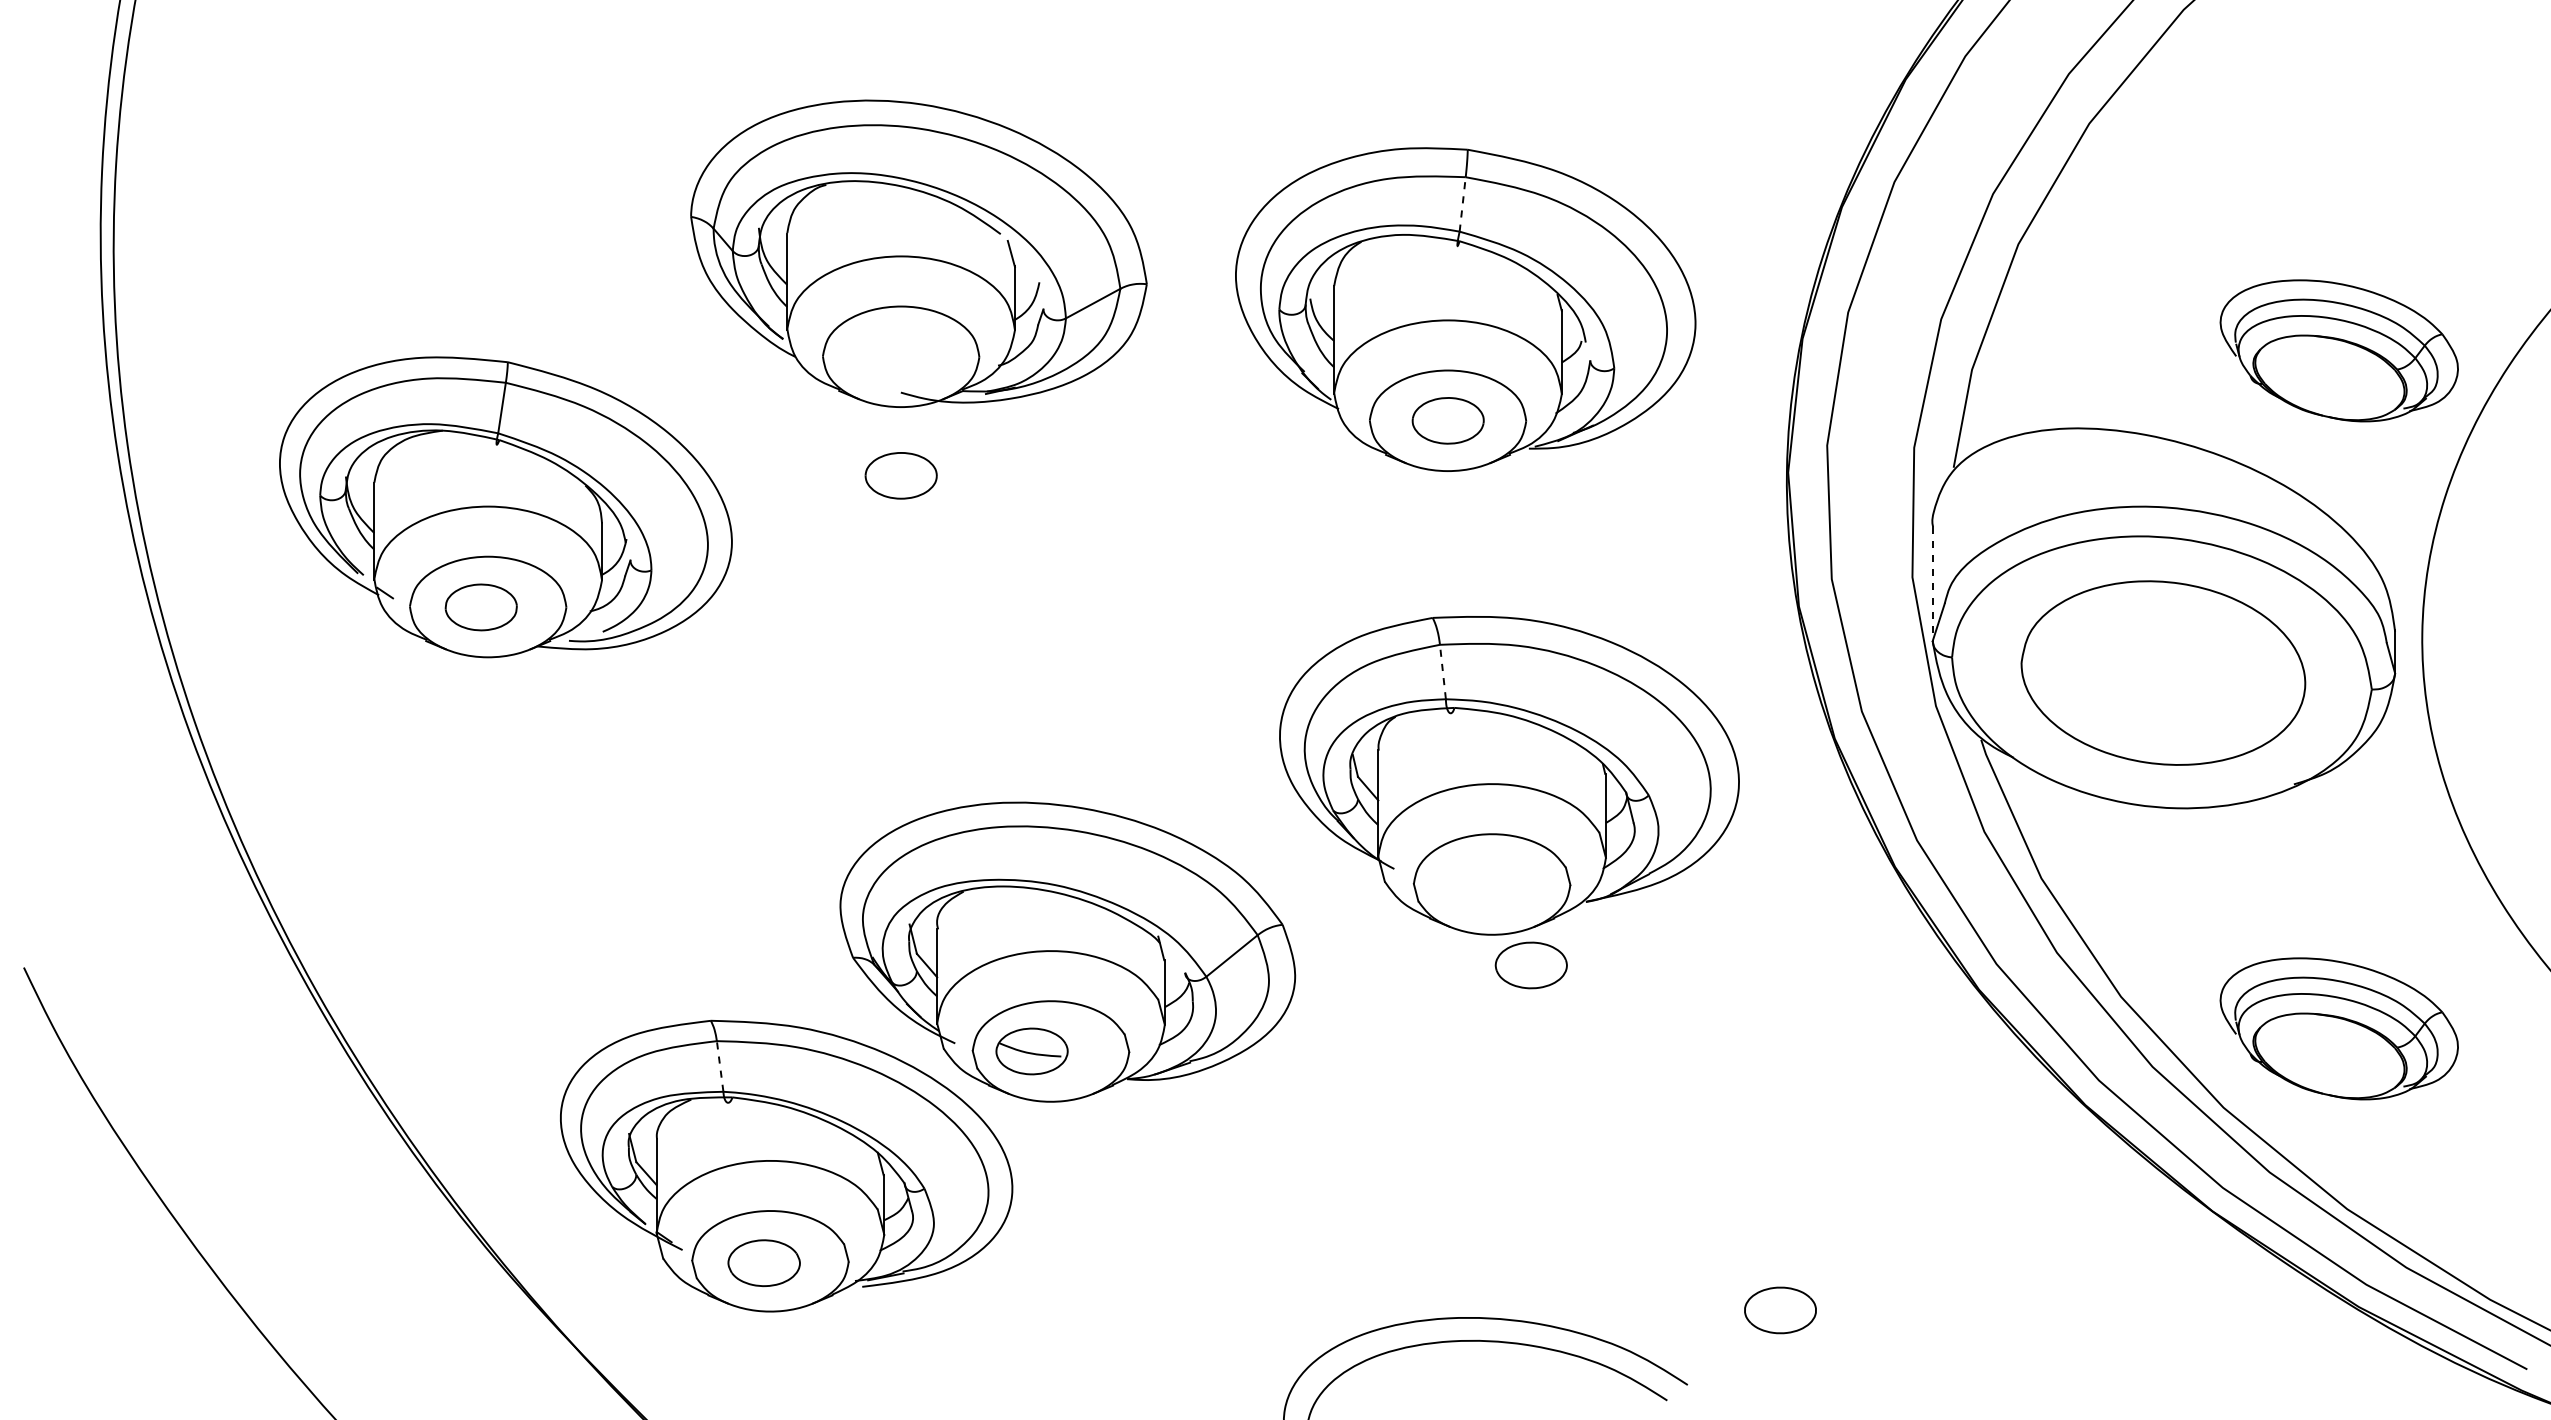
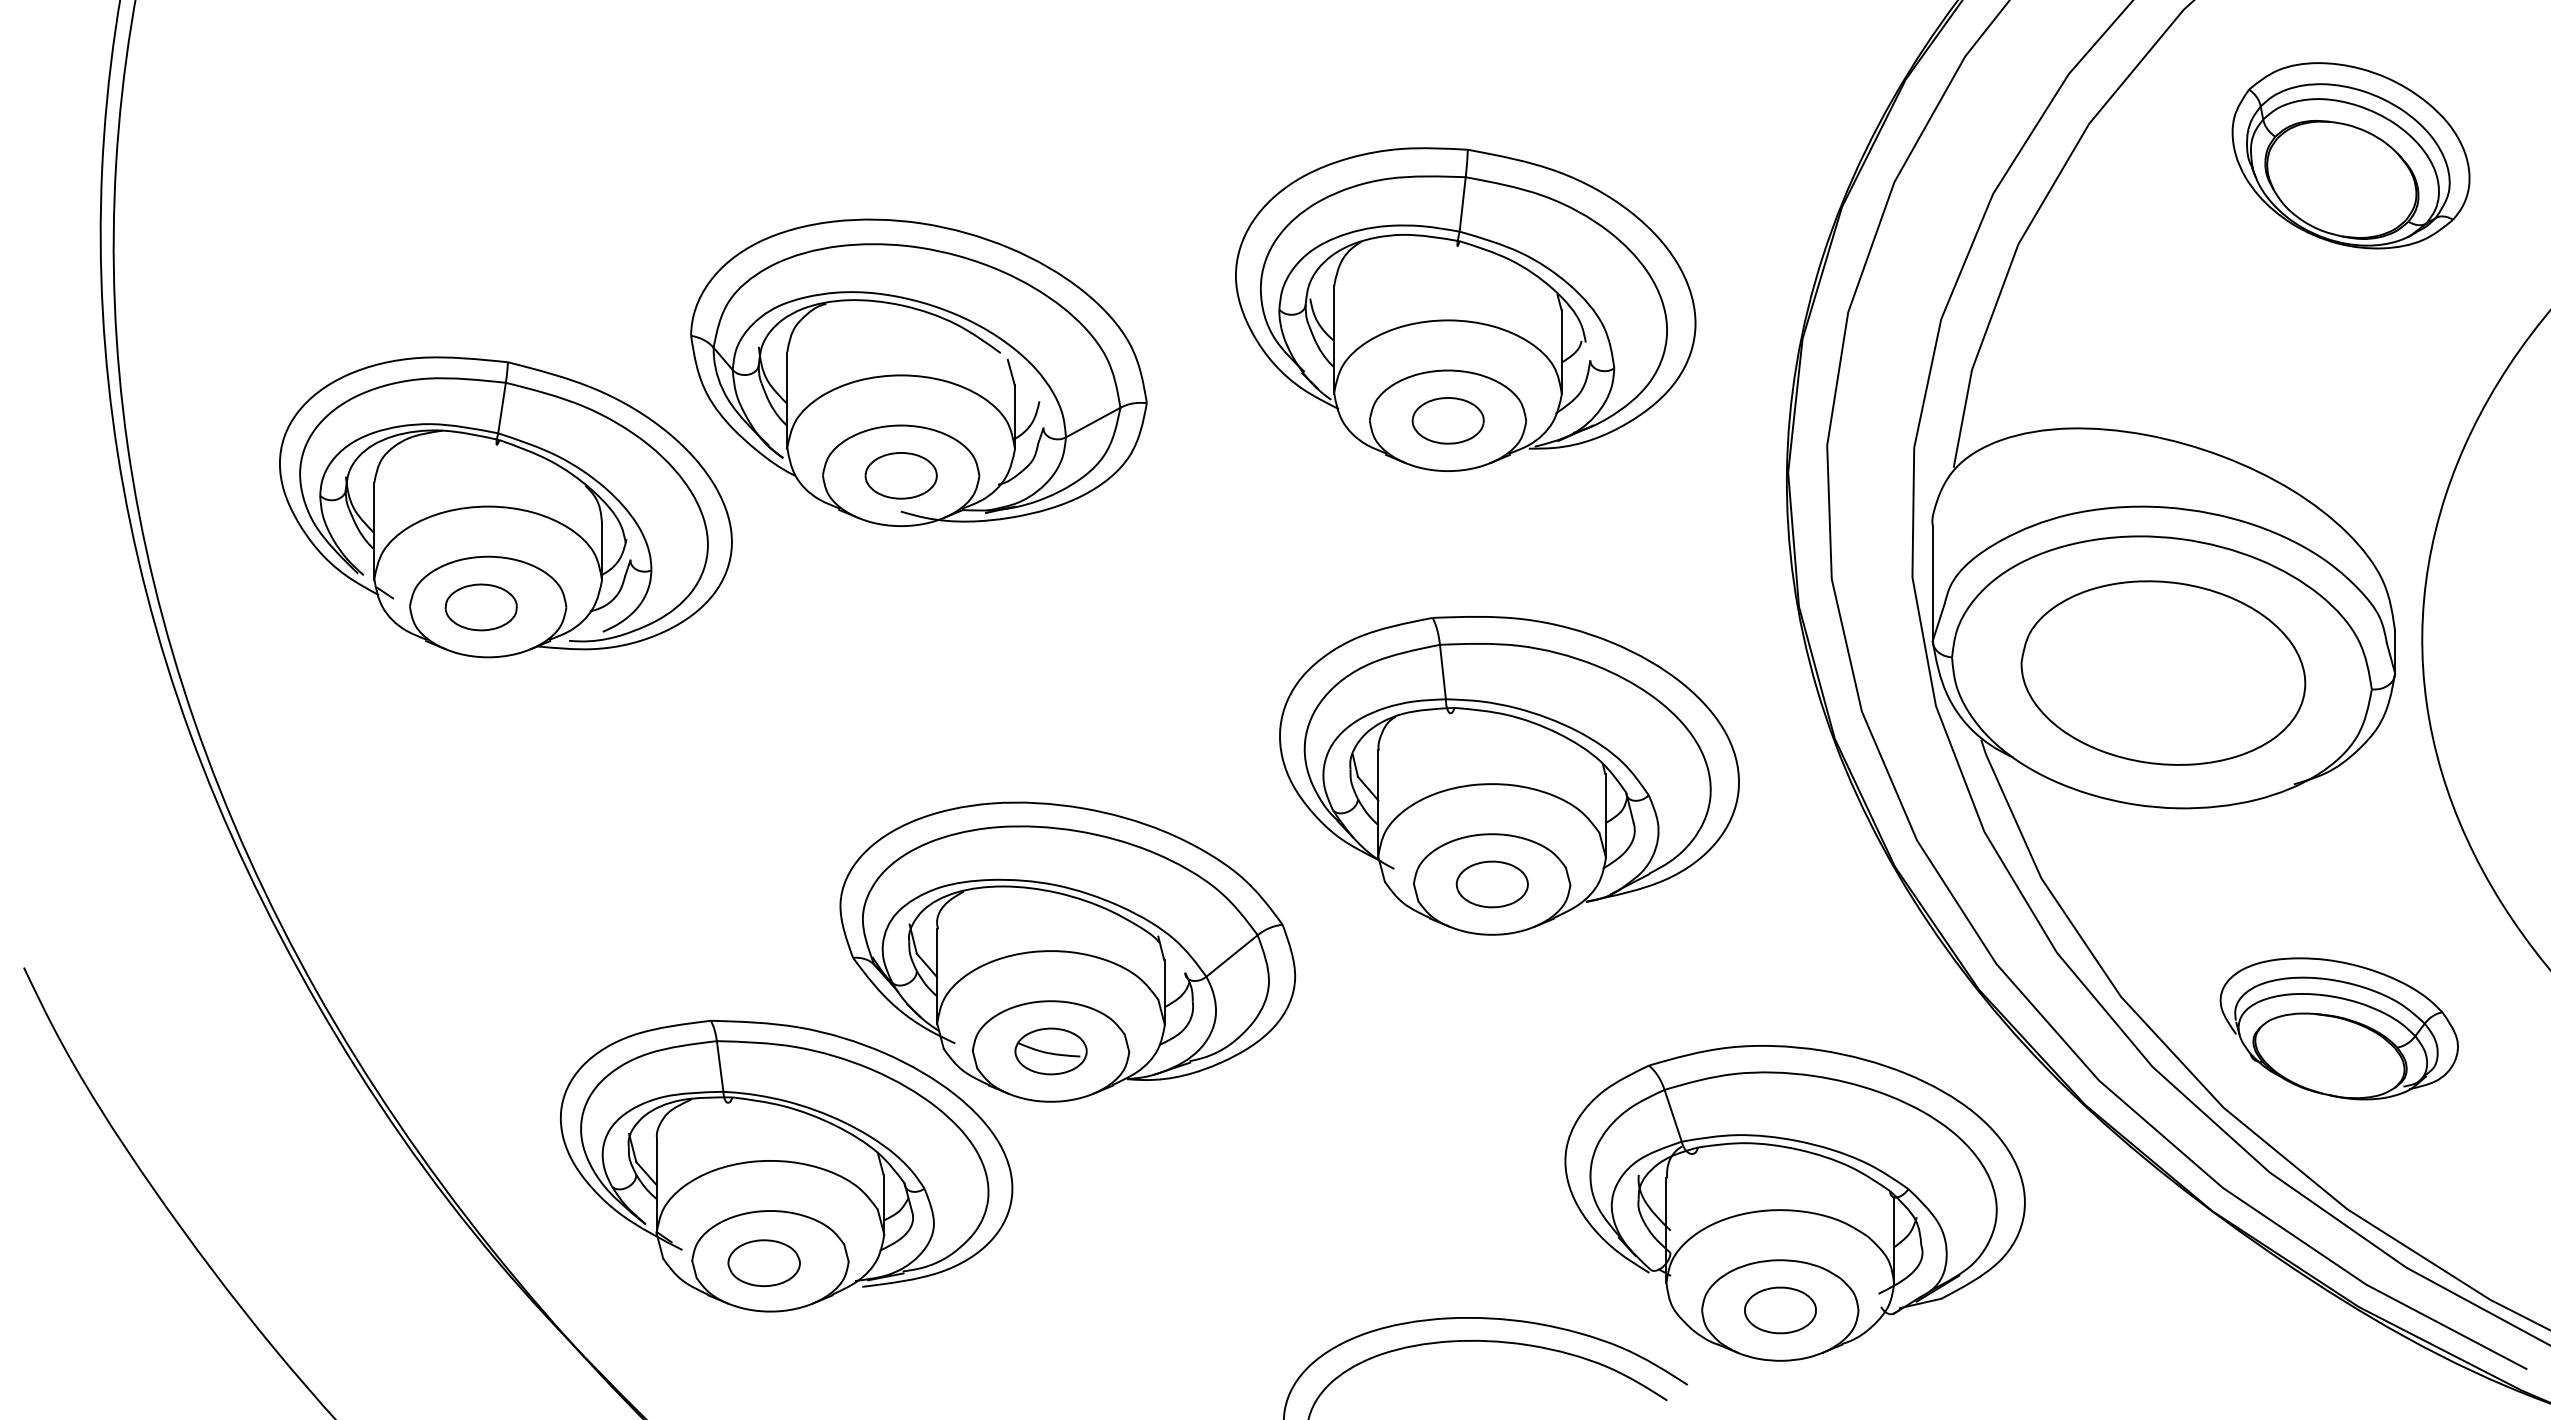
part: none -> present (2350, 155)
line: dashed -> solid (1462, 203)
part position: (918, 253) -> (918, 372) (918, 372)
part: present -> none (2338, 350)
line: dashed -> solid (1932, 584)
line: dashed -> solid (1442, 672)
part position: (1530, 965) -> (1491, 884) (1491, 884)
part position: (1031, 1051) -> (1050, 1051) (1050, 1051)
line: dashed -> solid (720, 1066)
part: none -> present (1794, 1203)
